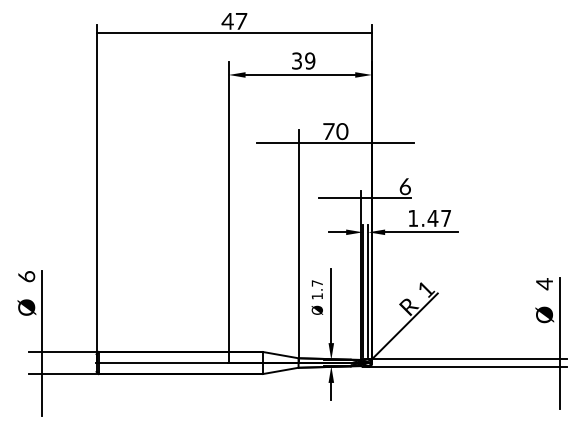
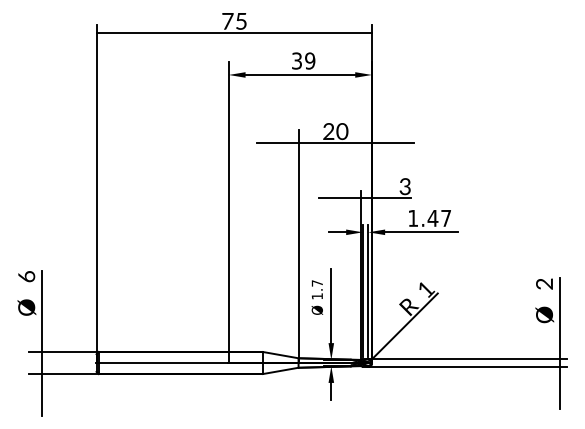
text: 47 -> 75 (234, 21)
text: 70 -> 20 (328, 131)
text: 6 -> 3 (404, 186)
text: 4 -> 2 (544, 284)
